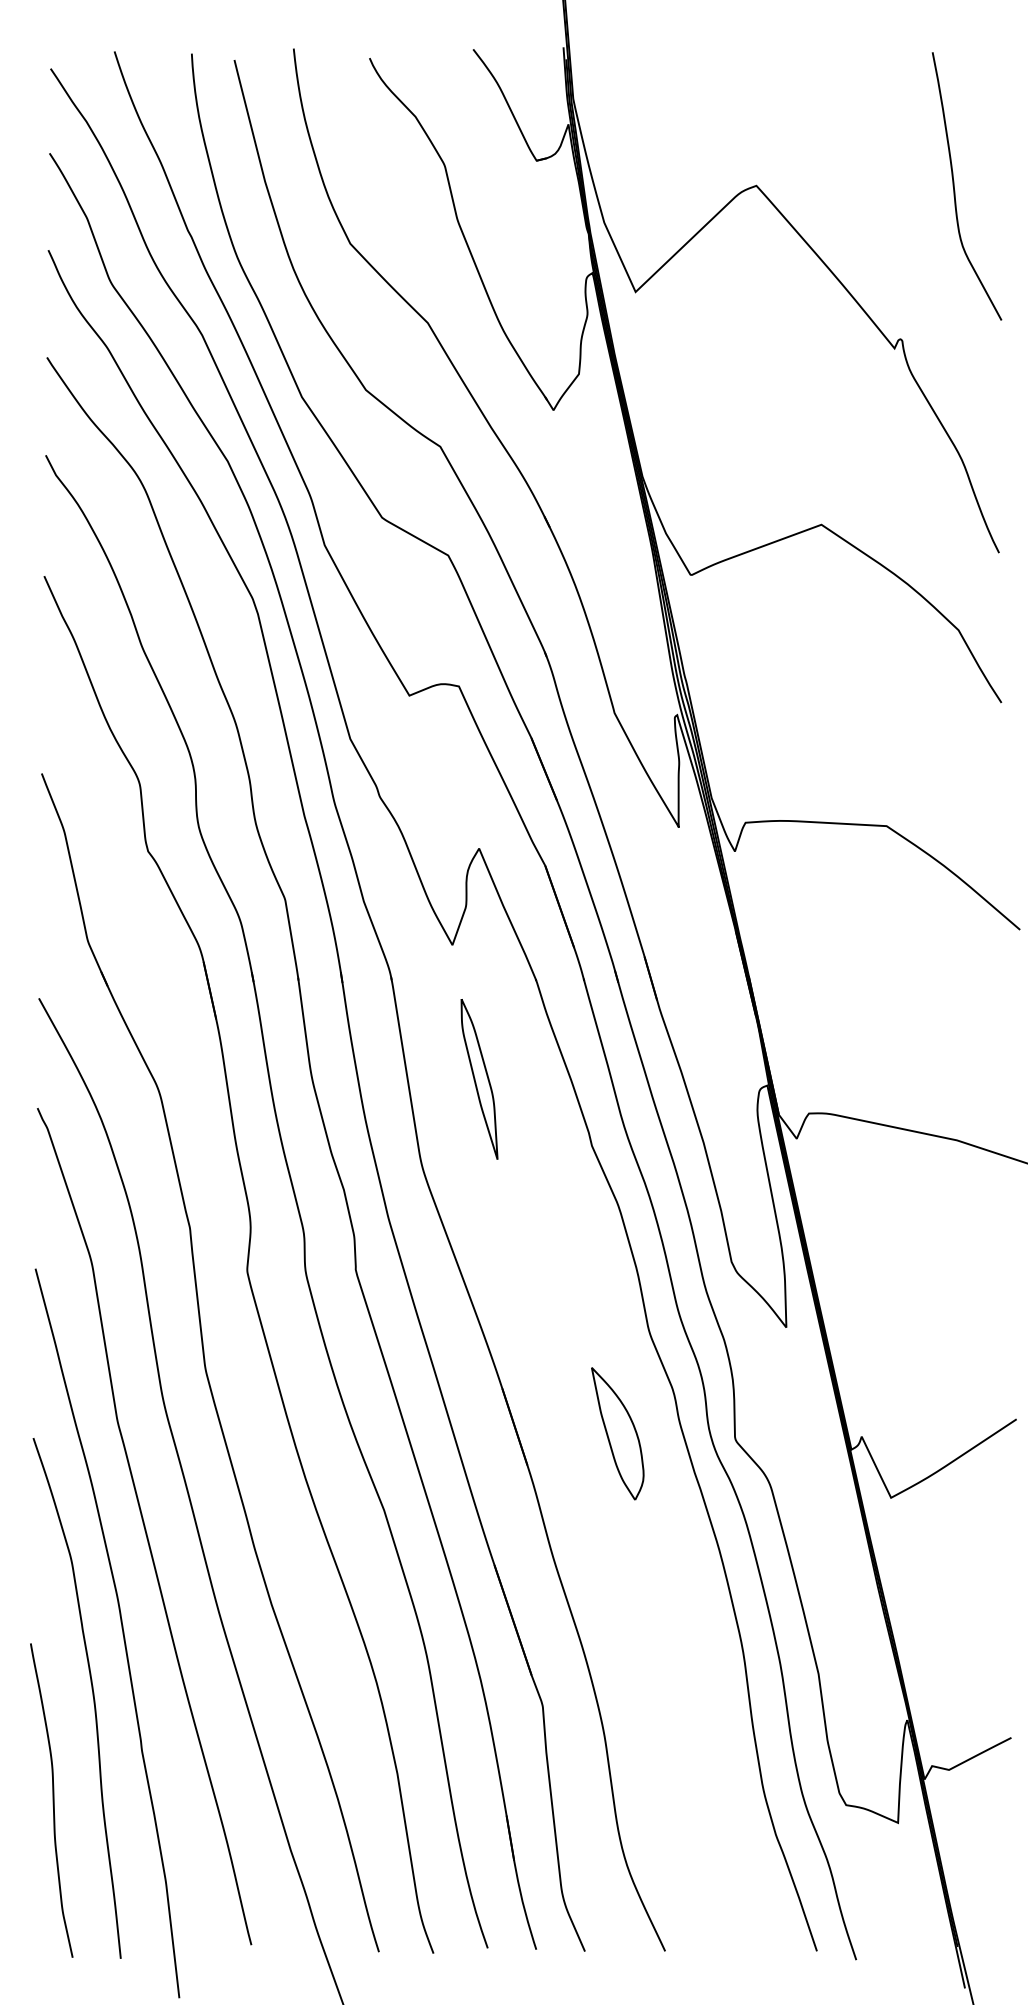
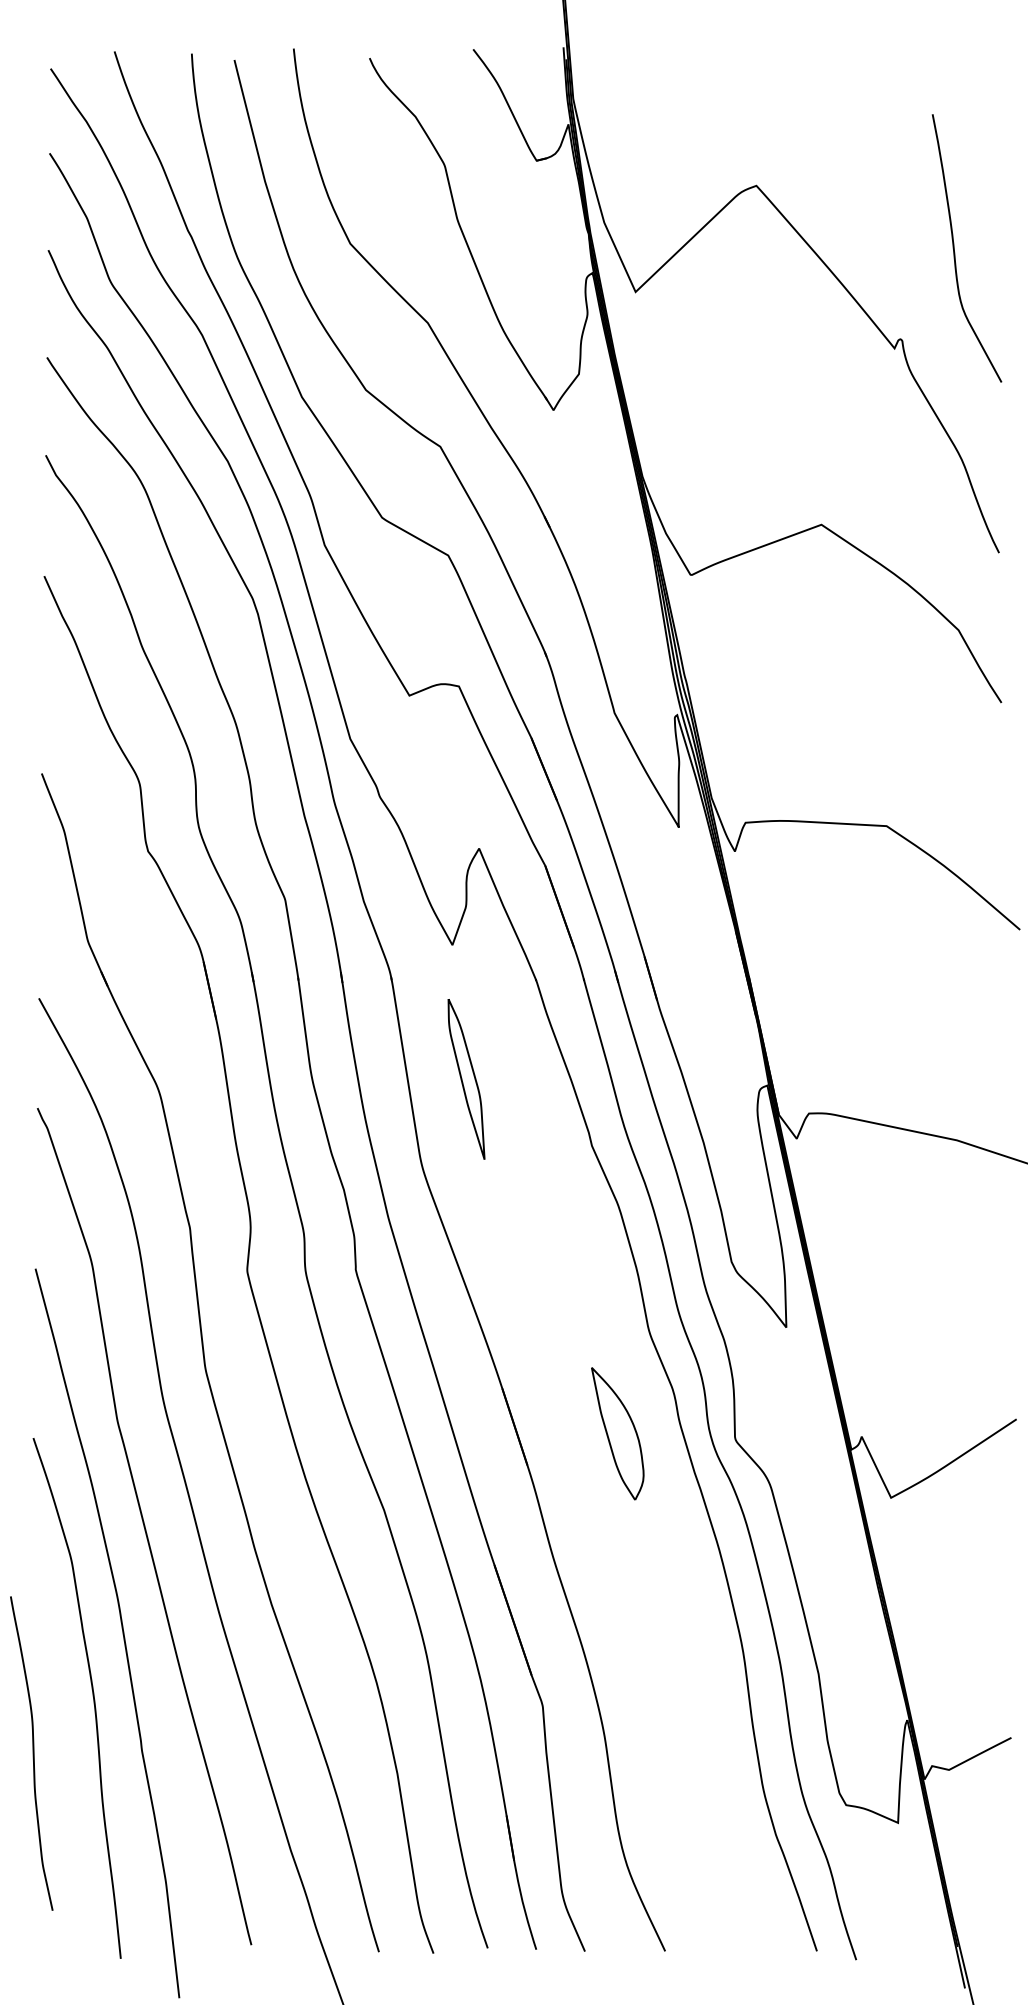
curve position: (955, 190) -> (955, 252) (955, 252)
part position: (479, 1079) -> (466, 1079) (466, 1079)
curve position: (52, 1800) -> (32, 1753) (32, 1753)
